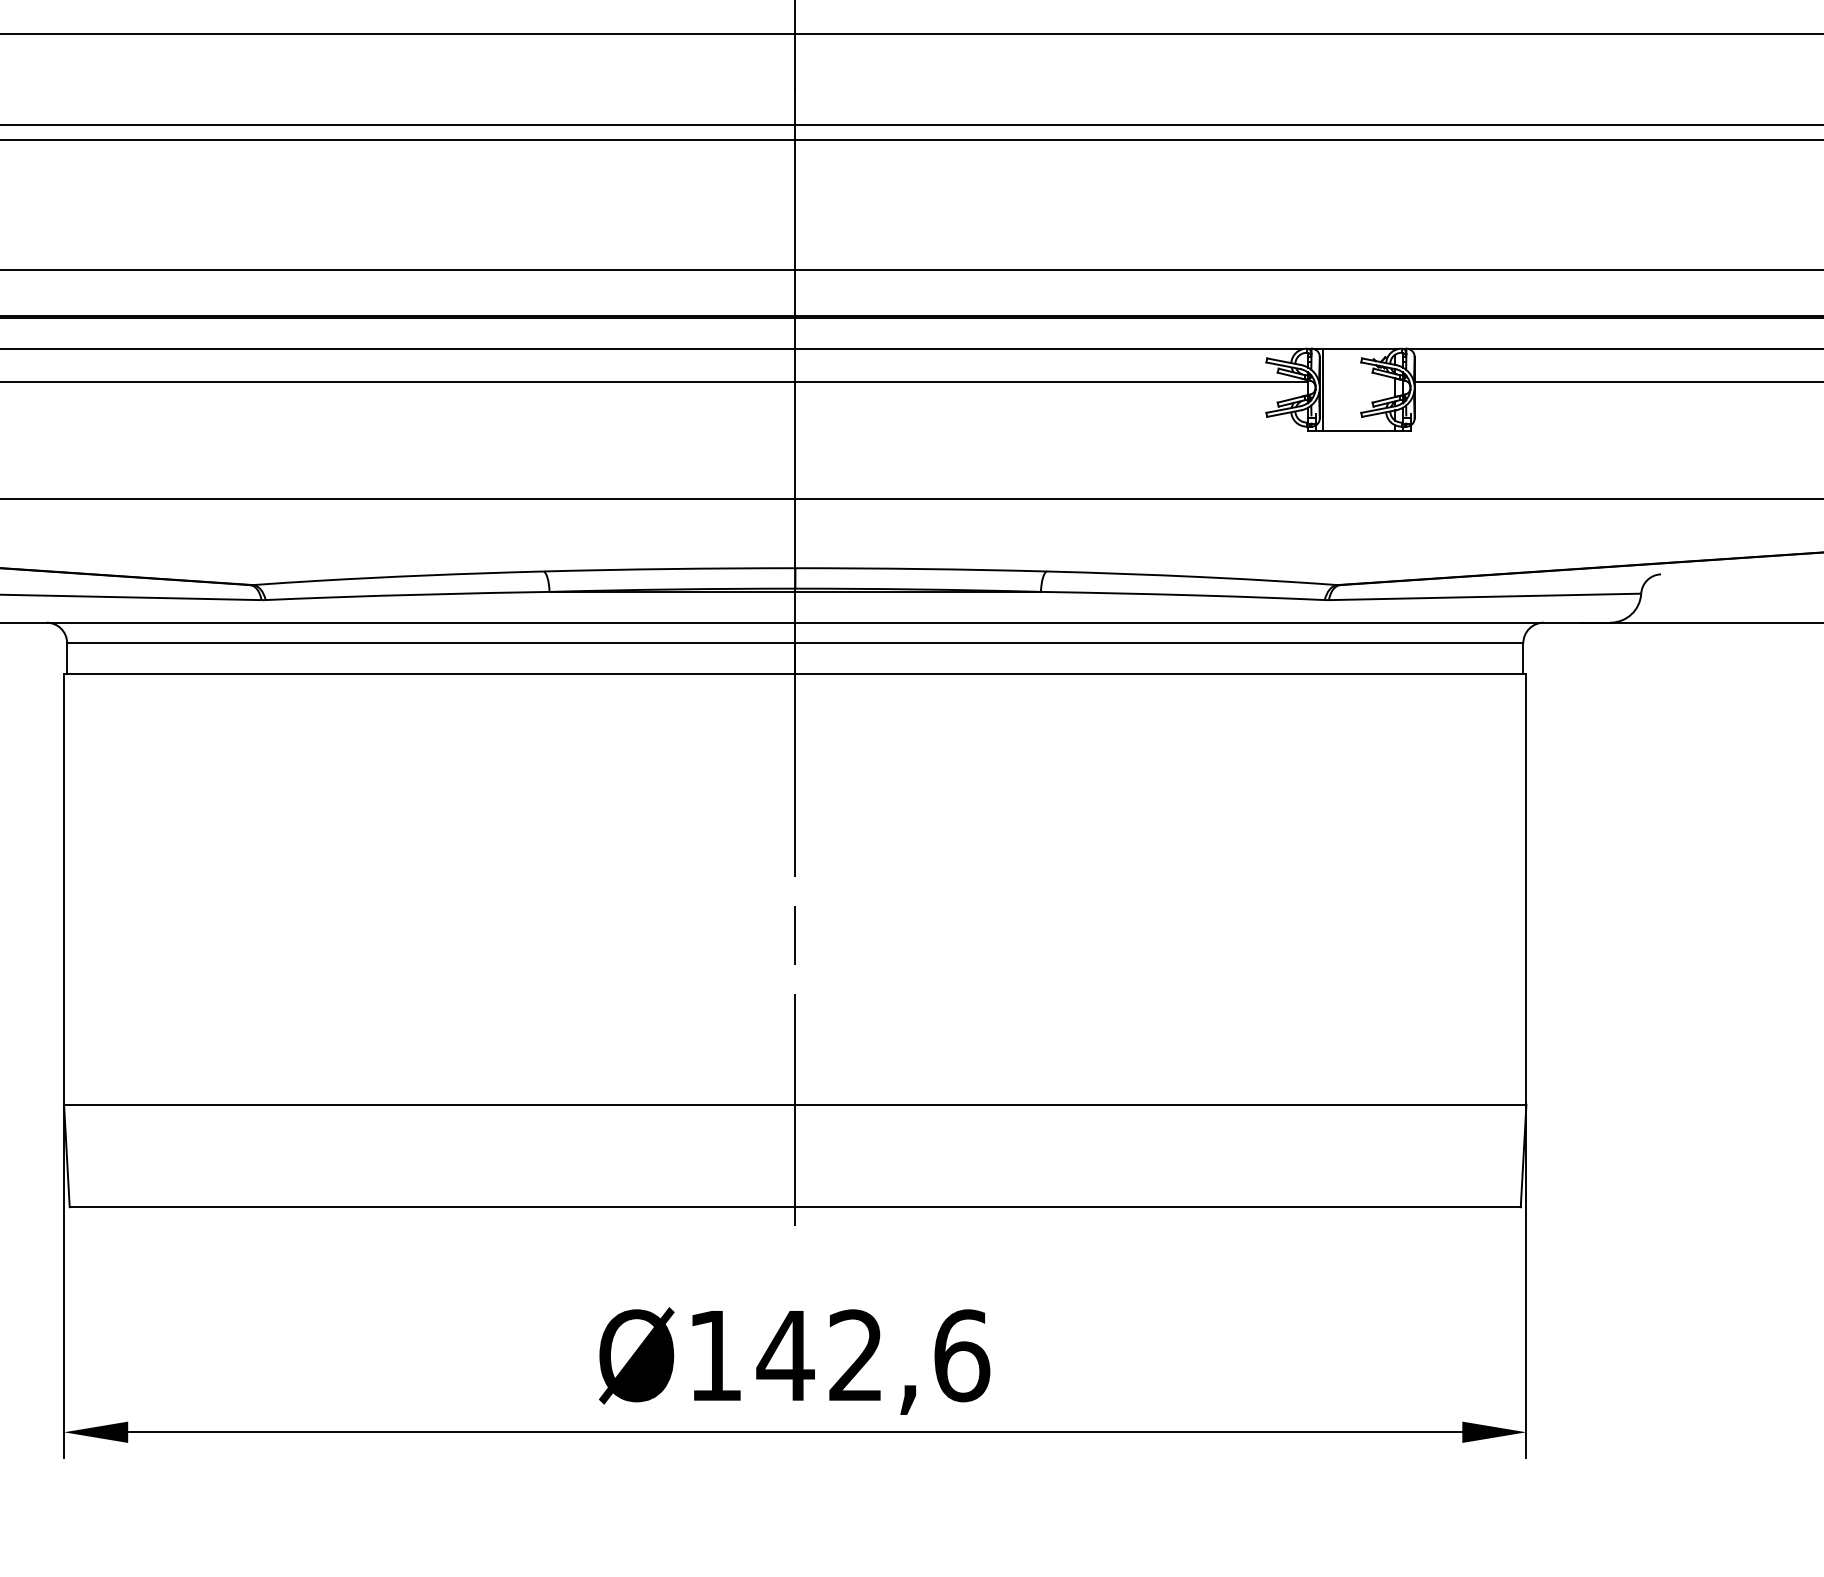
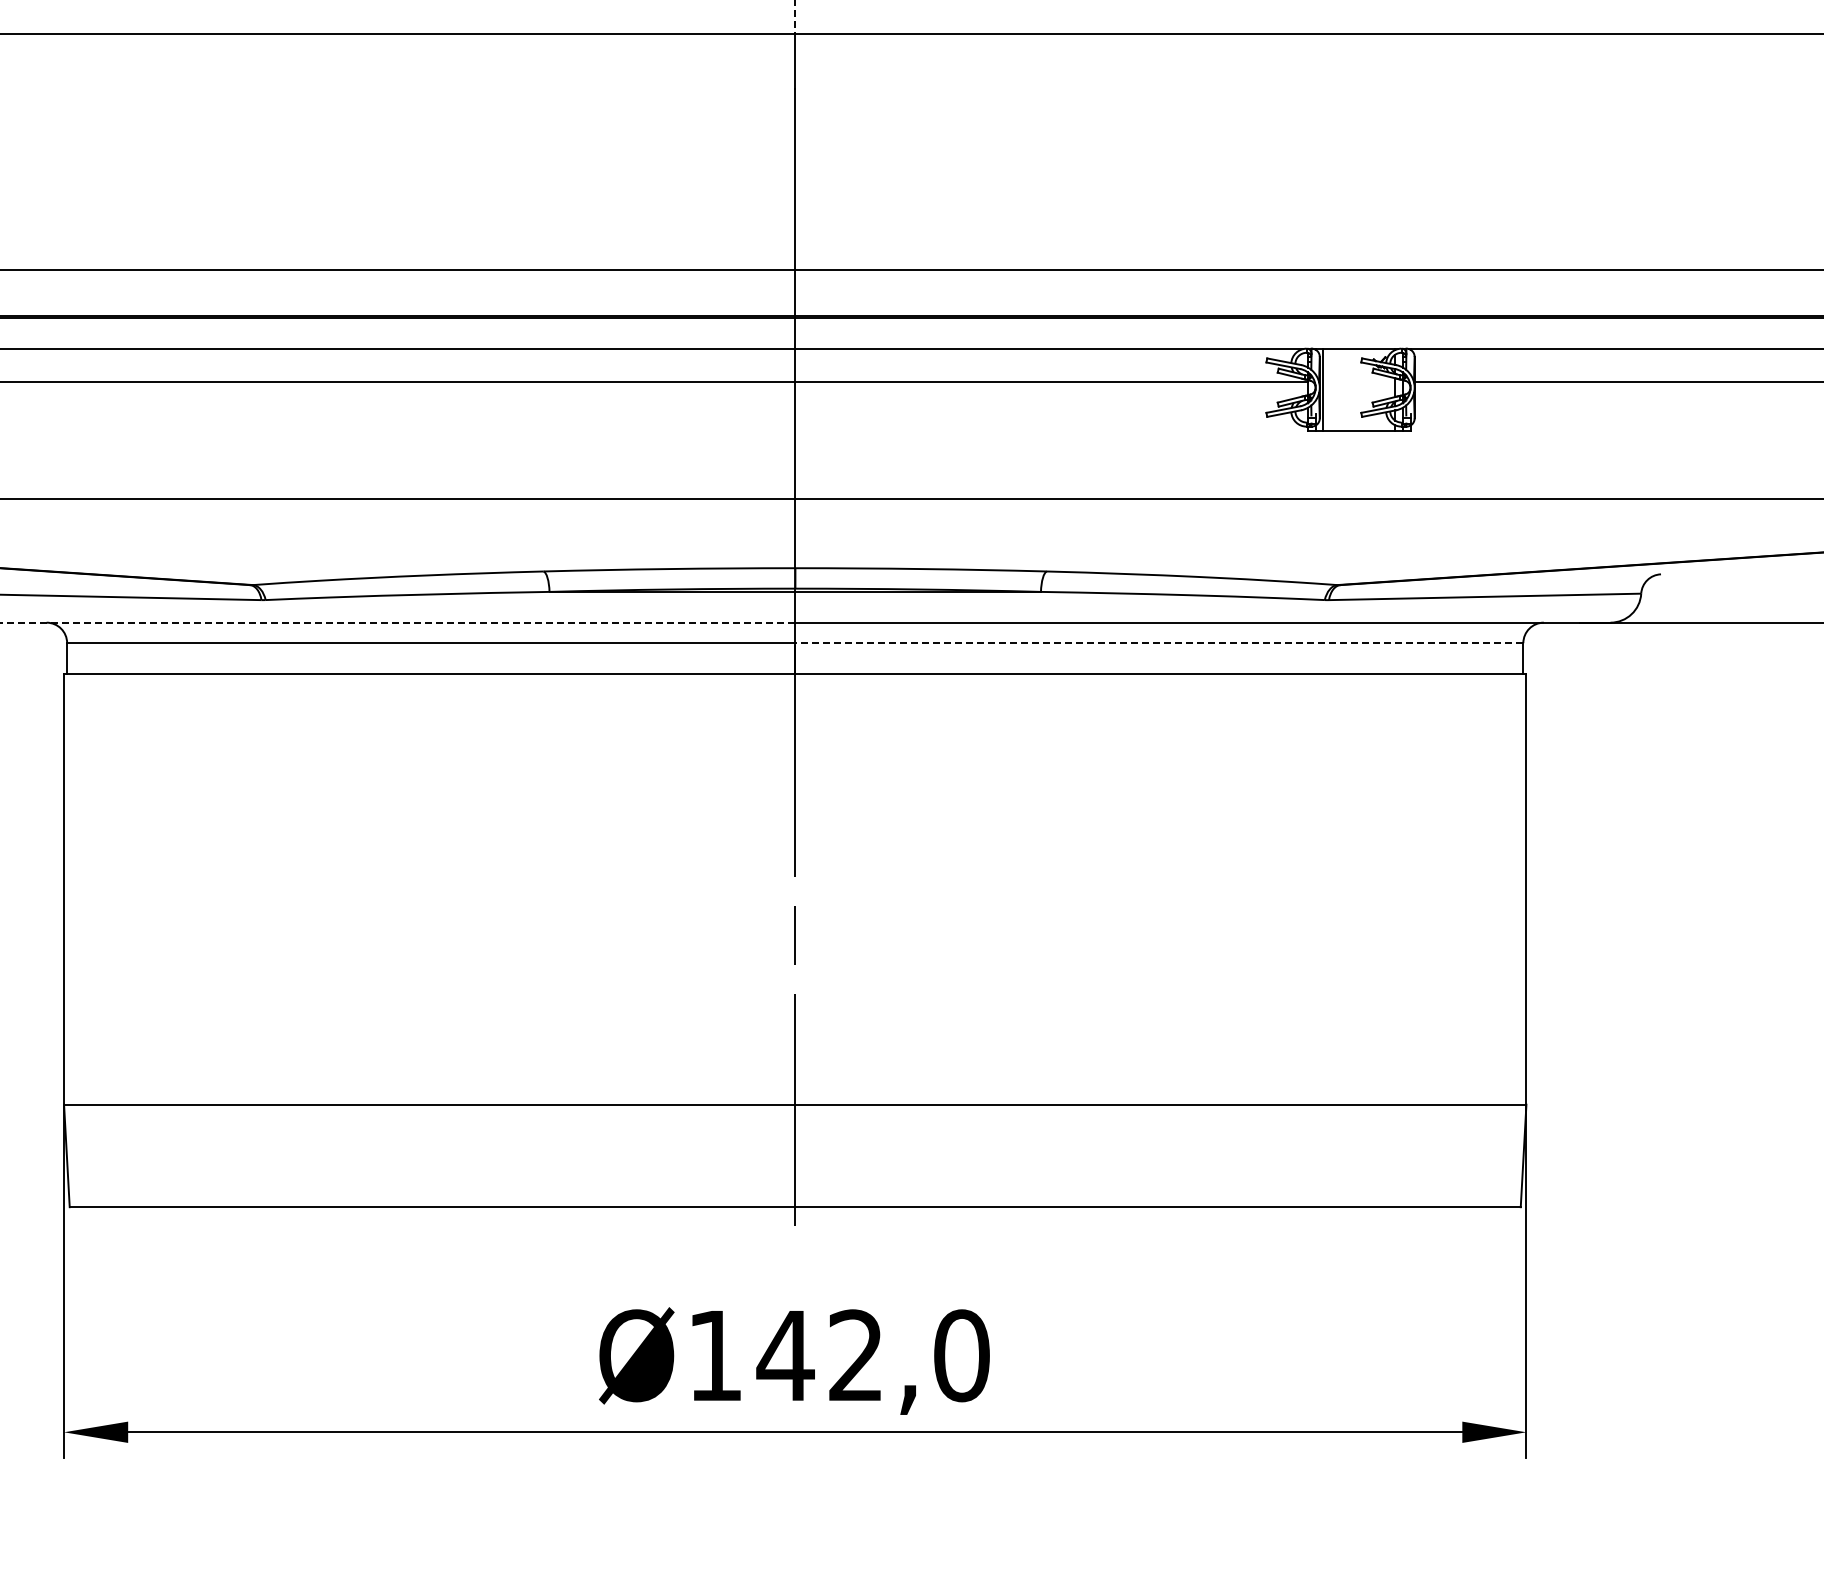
line: solid -> dashed (795, 17)
line: present -> none (911, 124)
line: present -> none (911, 140)
line: solid -> dashed (397, 622)
line: solid -> dashed (1158, 643)
text: Ø142,6 -> Ø142,0 (962, 1355)
